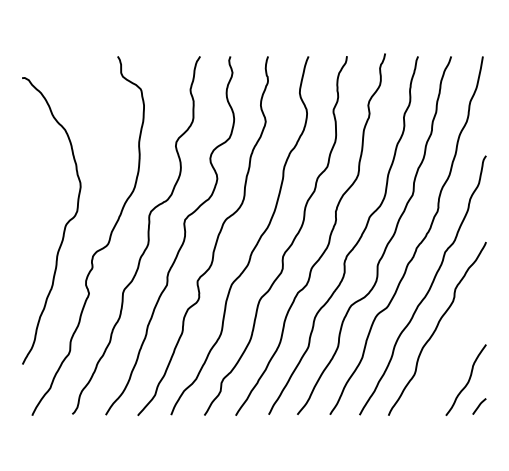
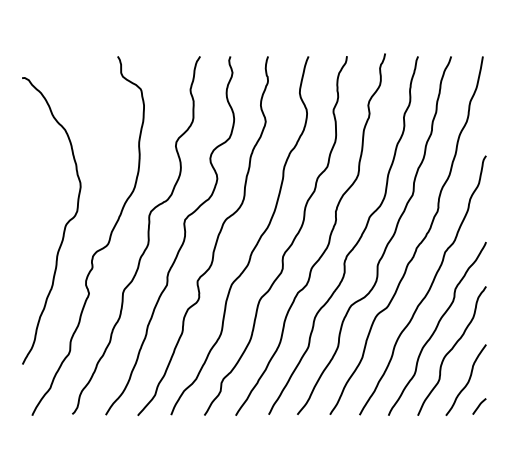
curve: none -> present (451, 350)
